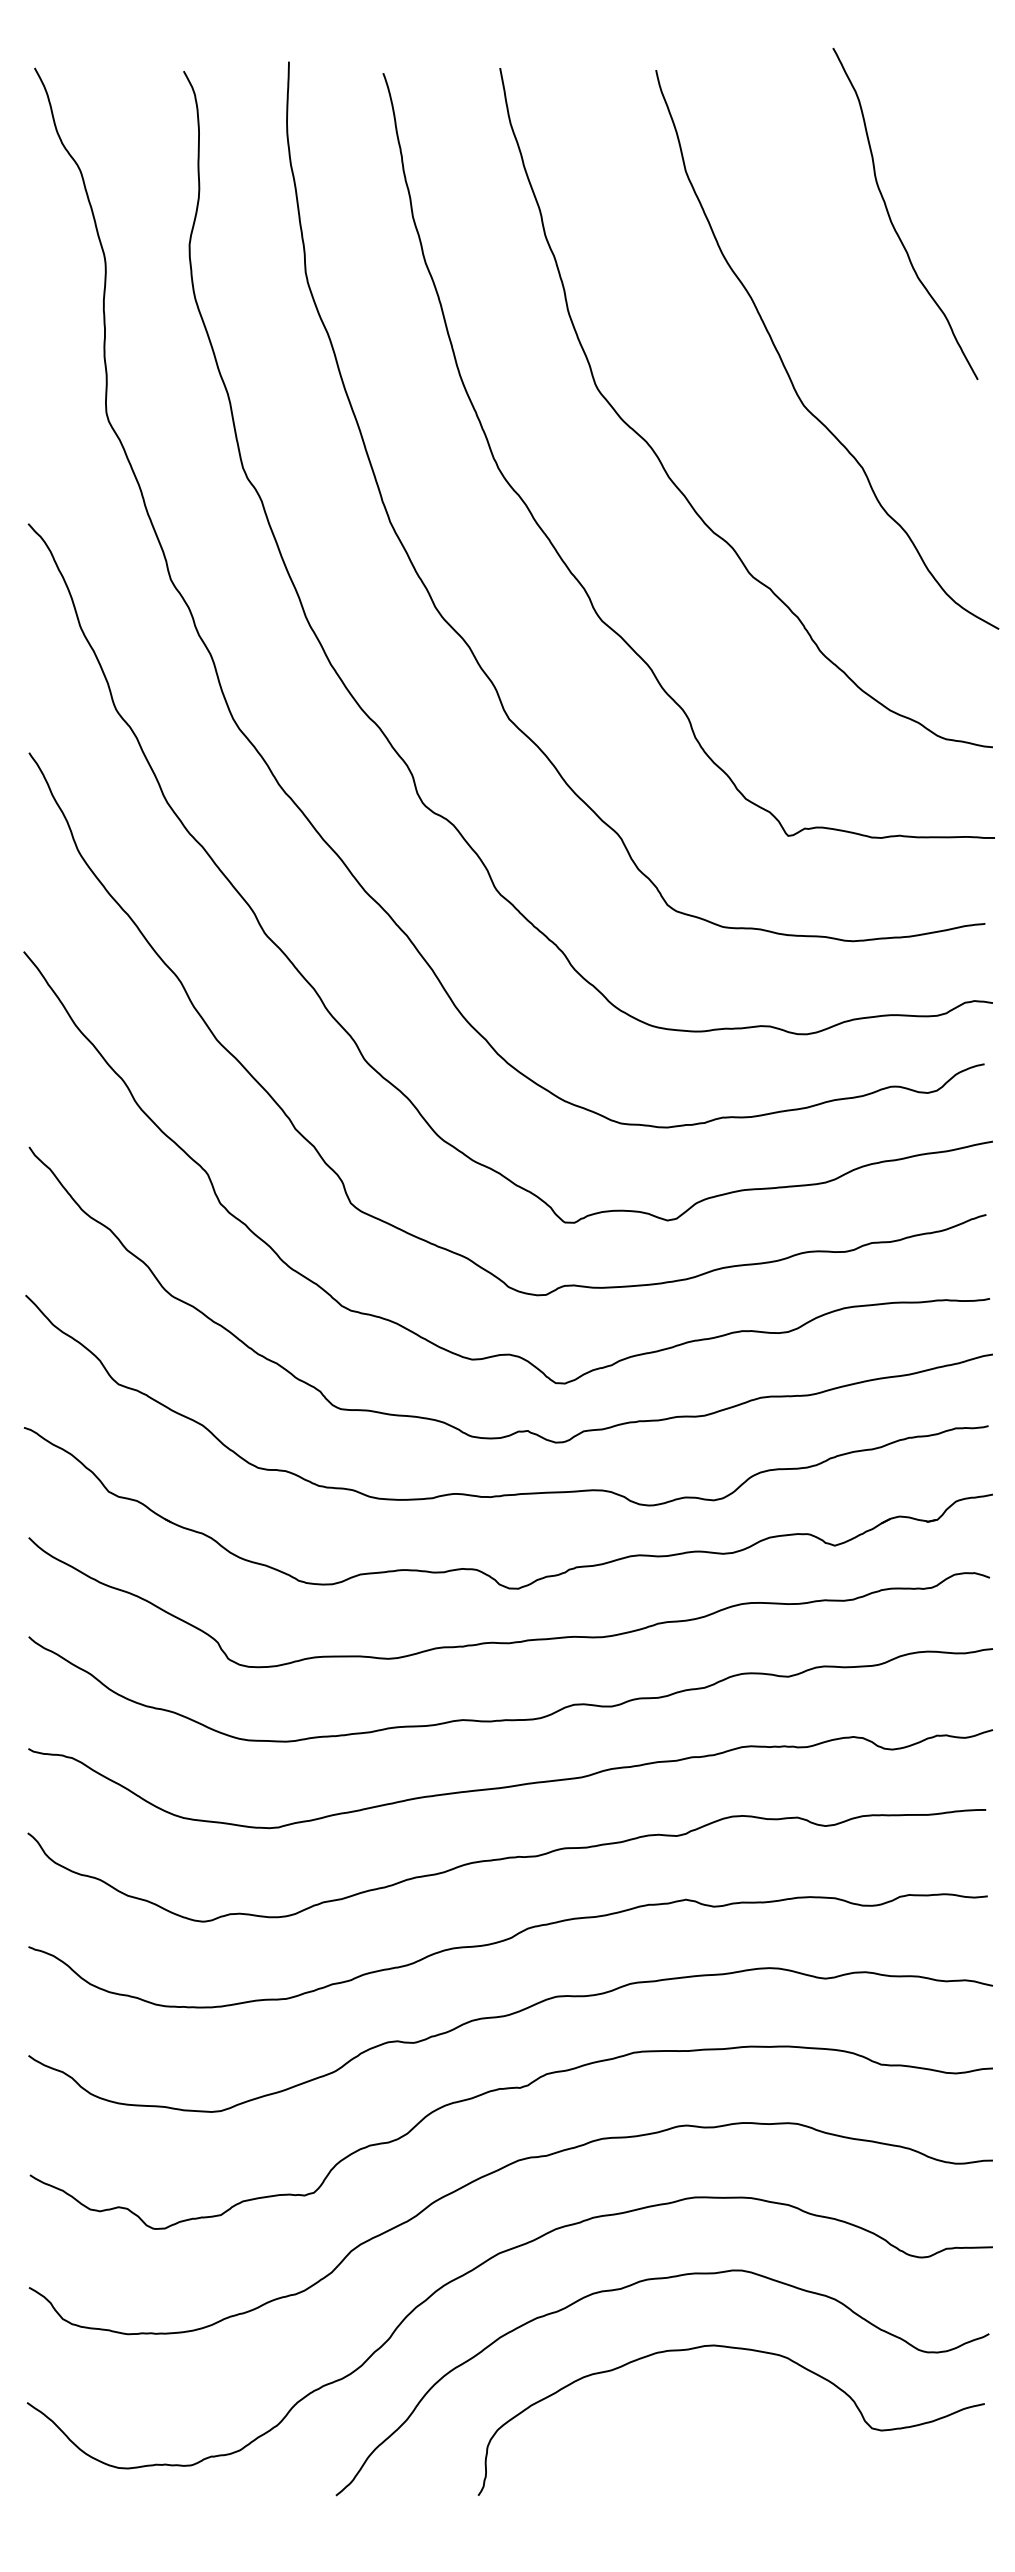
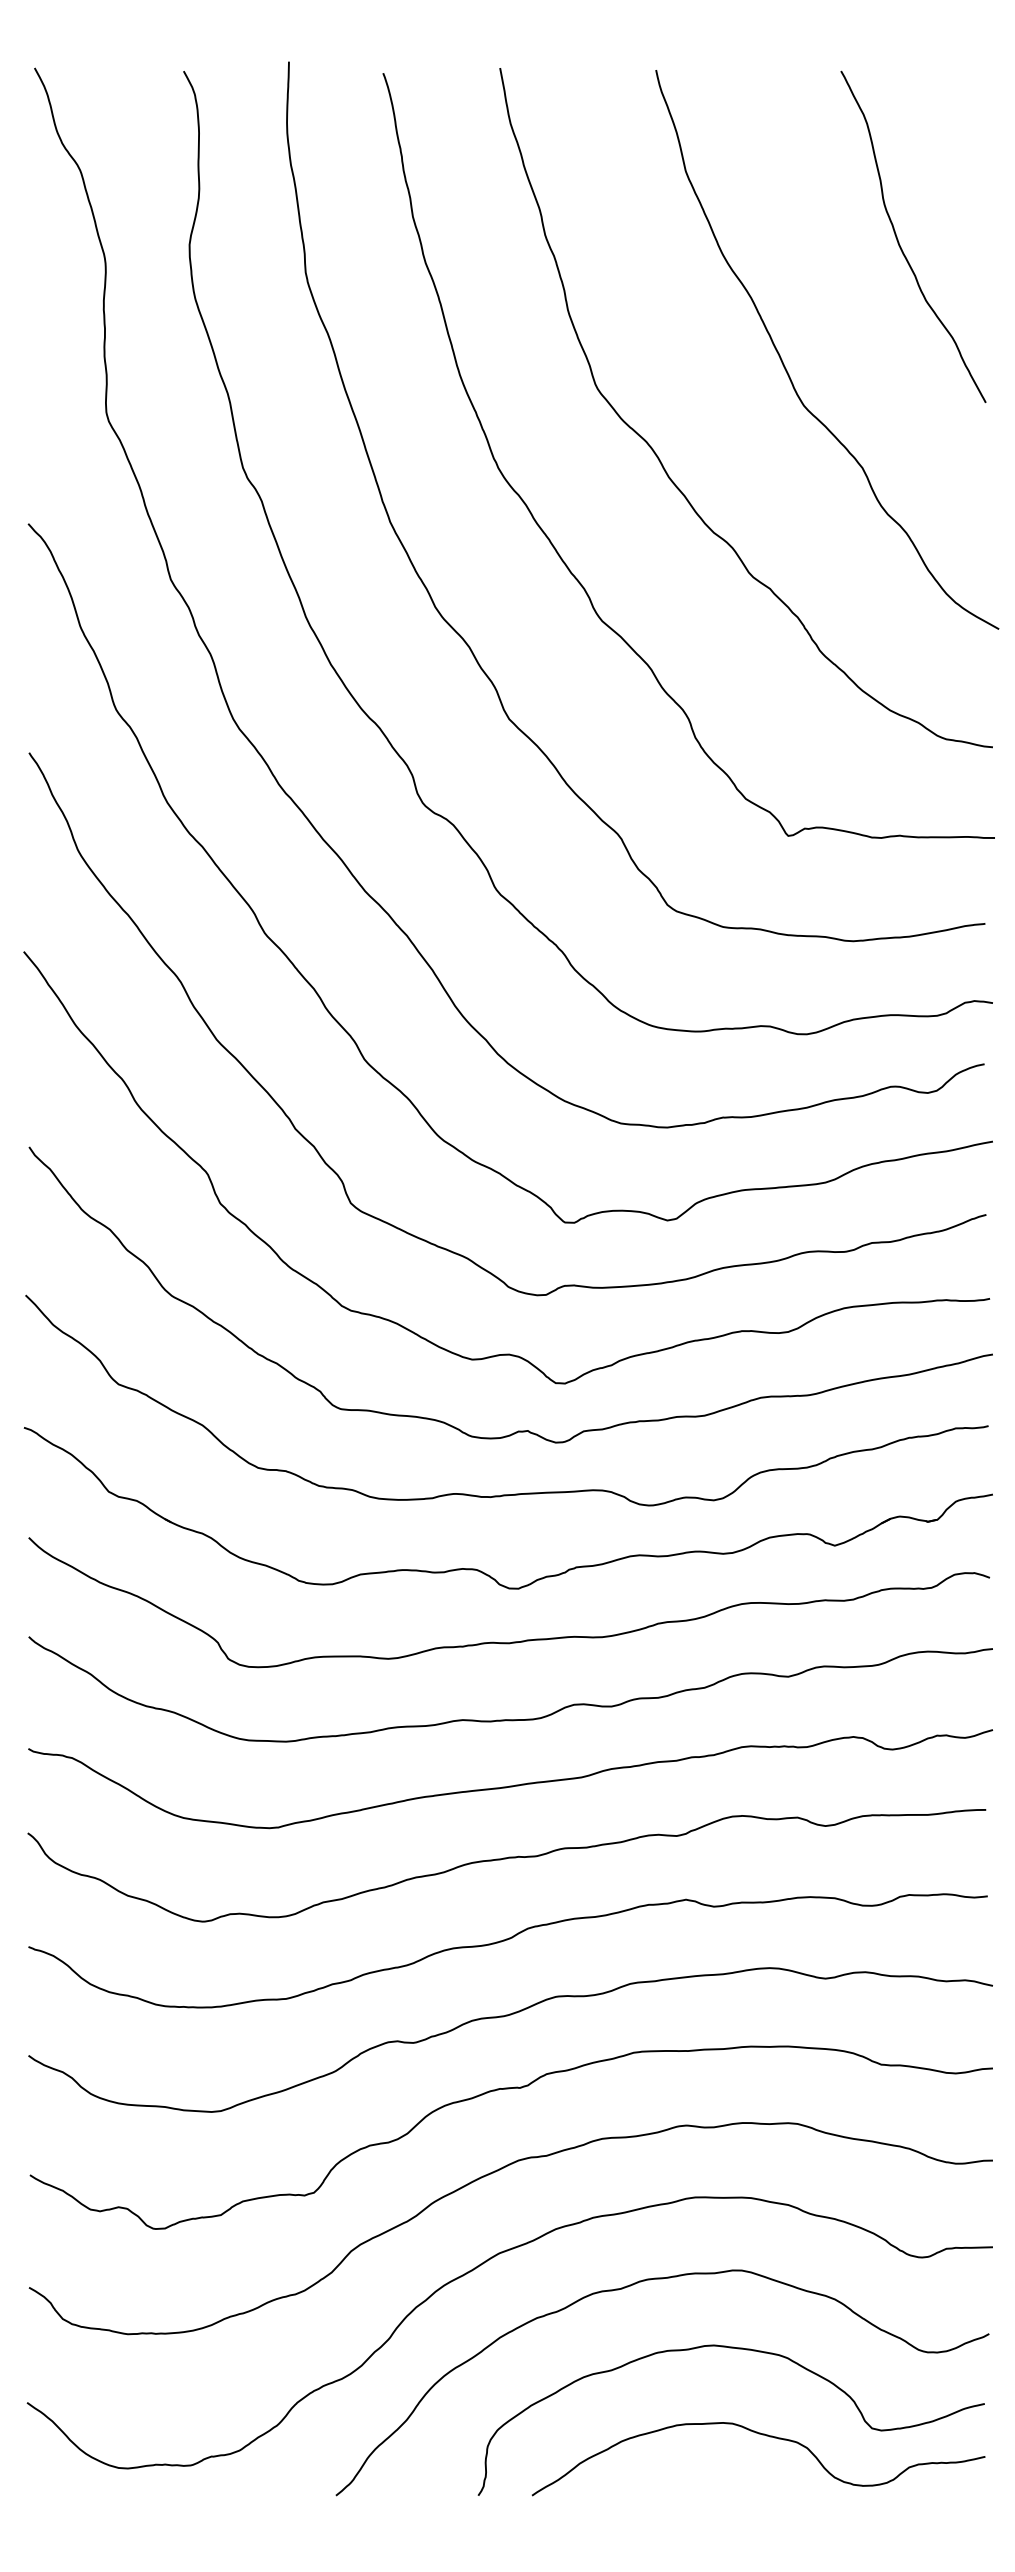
curve position: (891, 219) -> (899, 242) (899, 242)
curve: none -> present (762, 2435)
